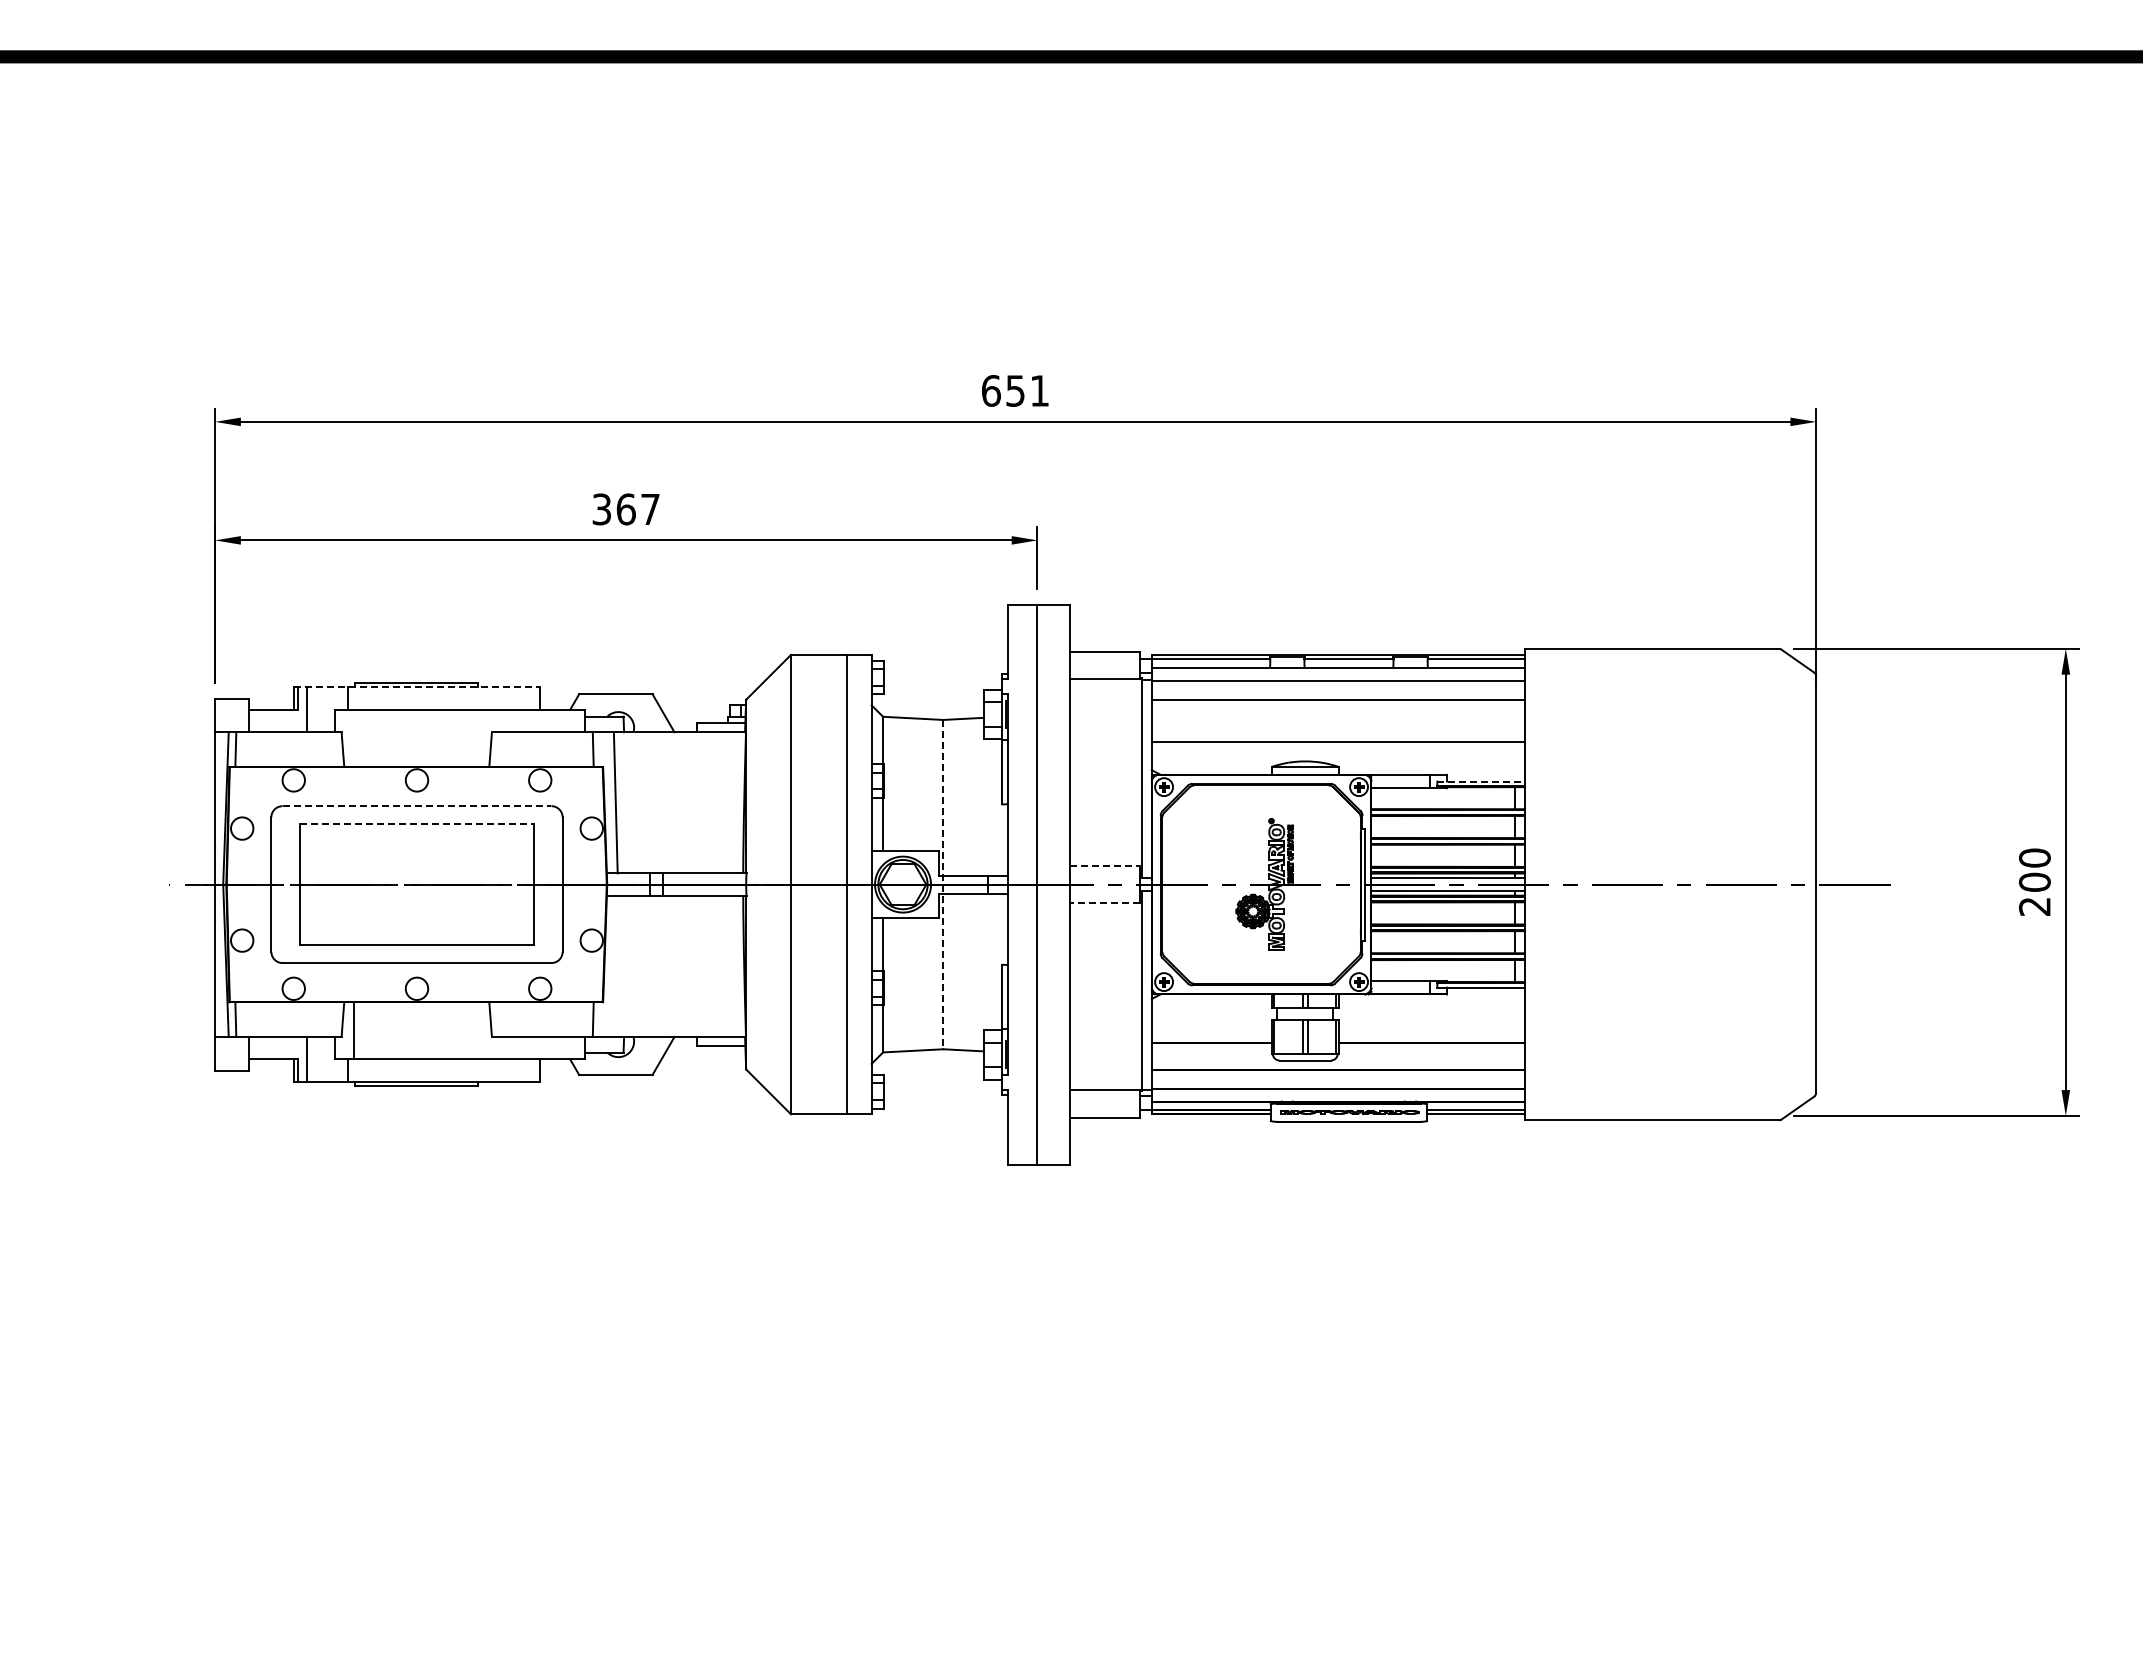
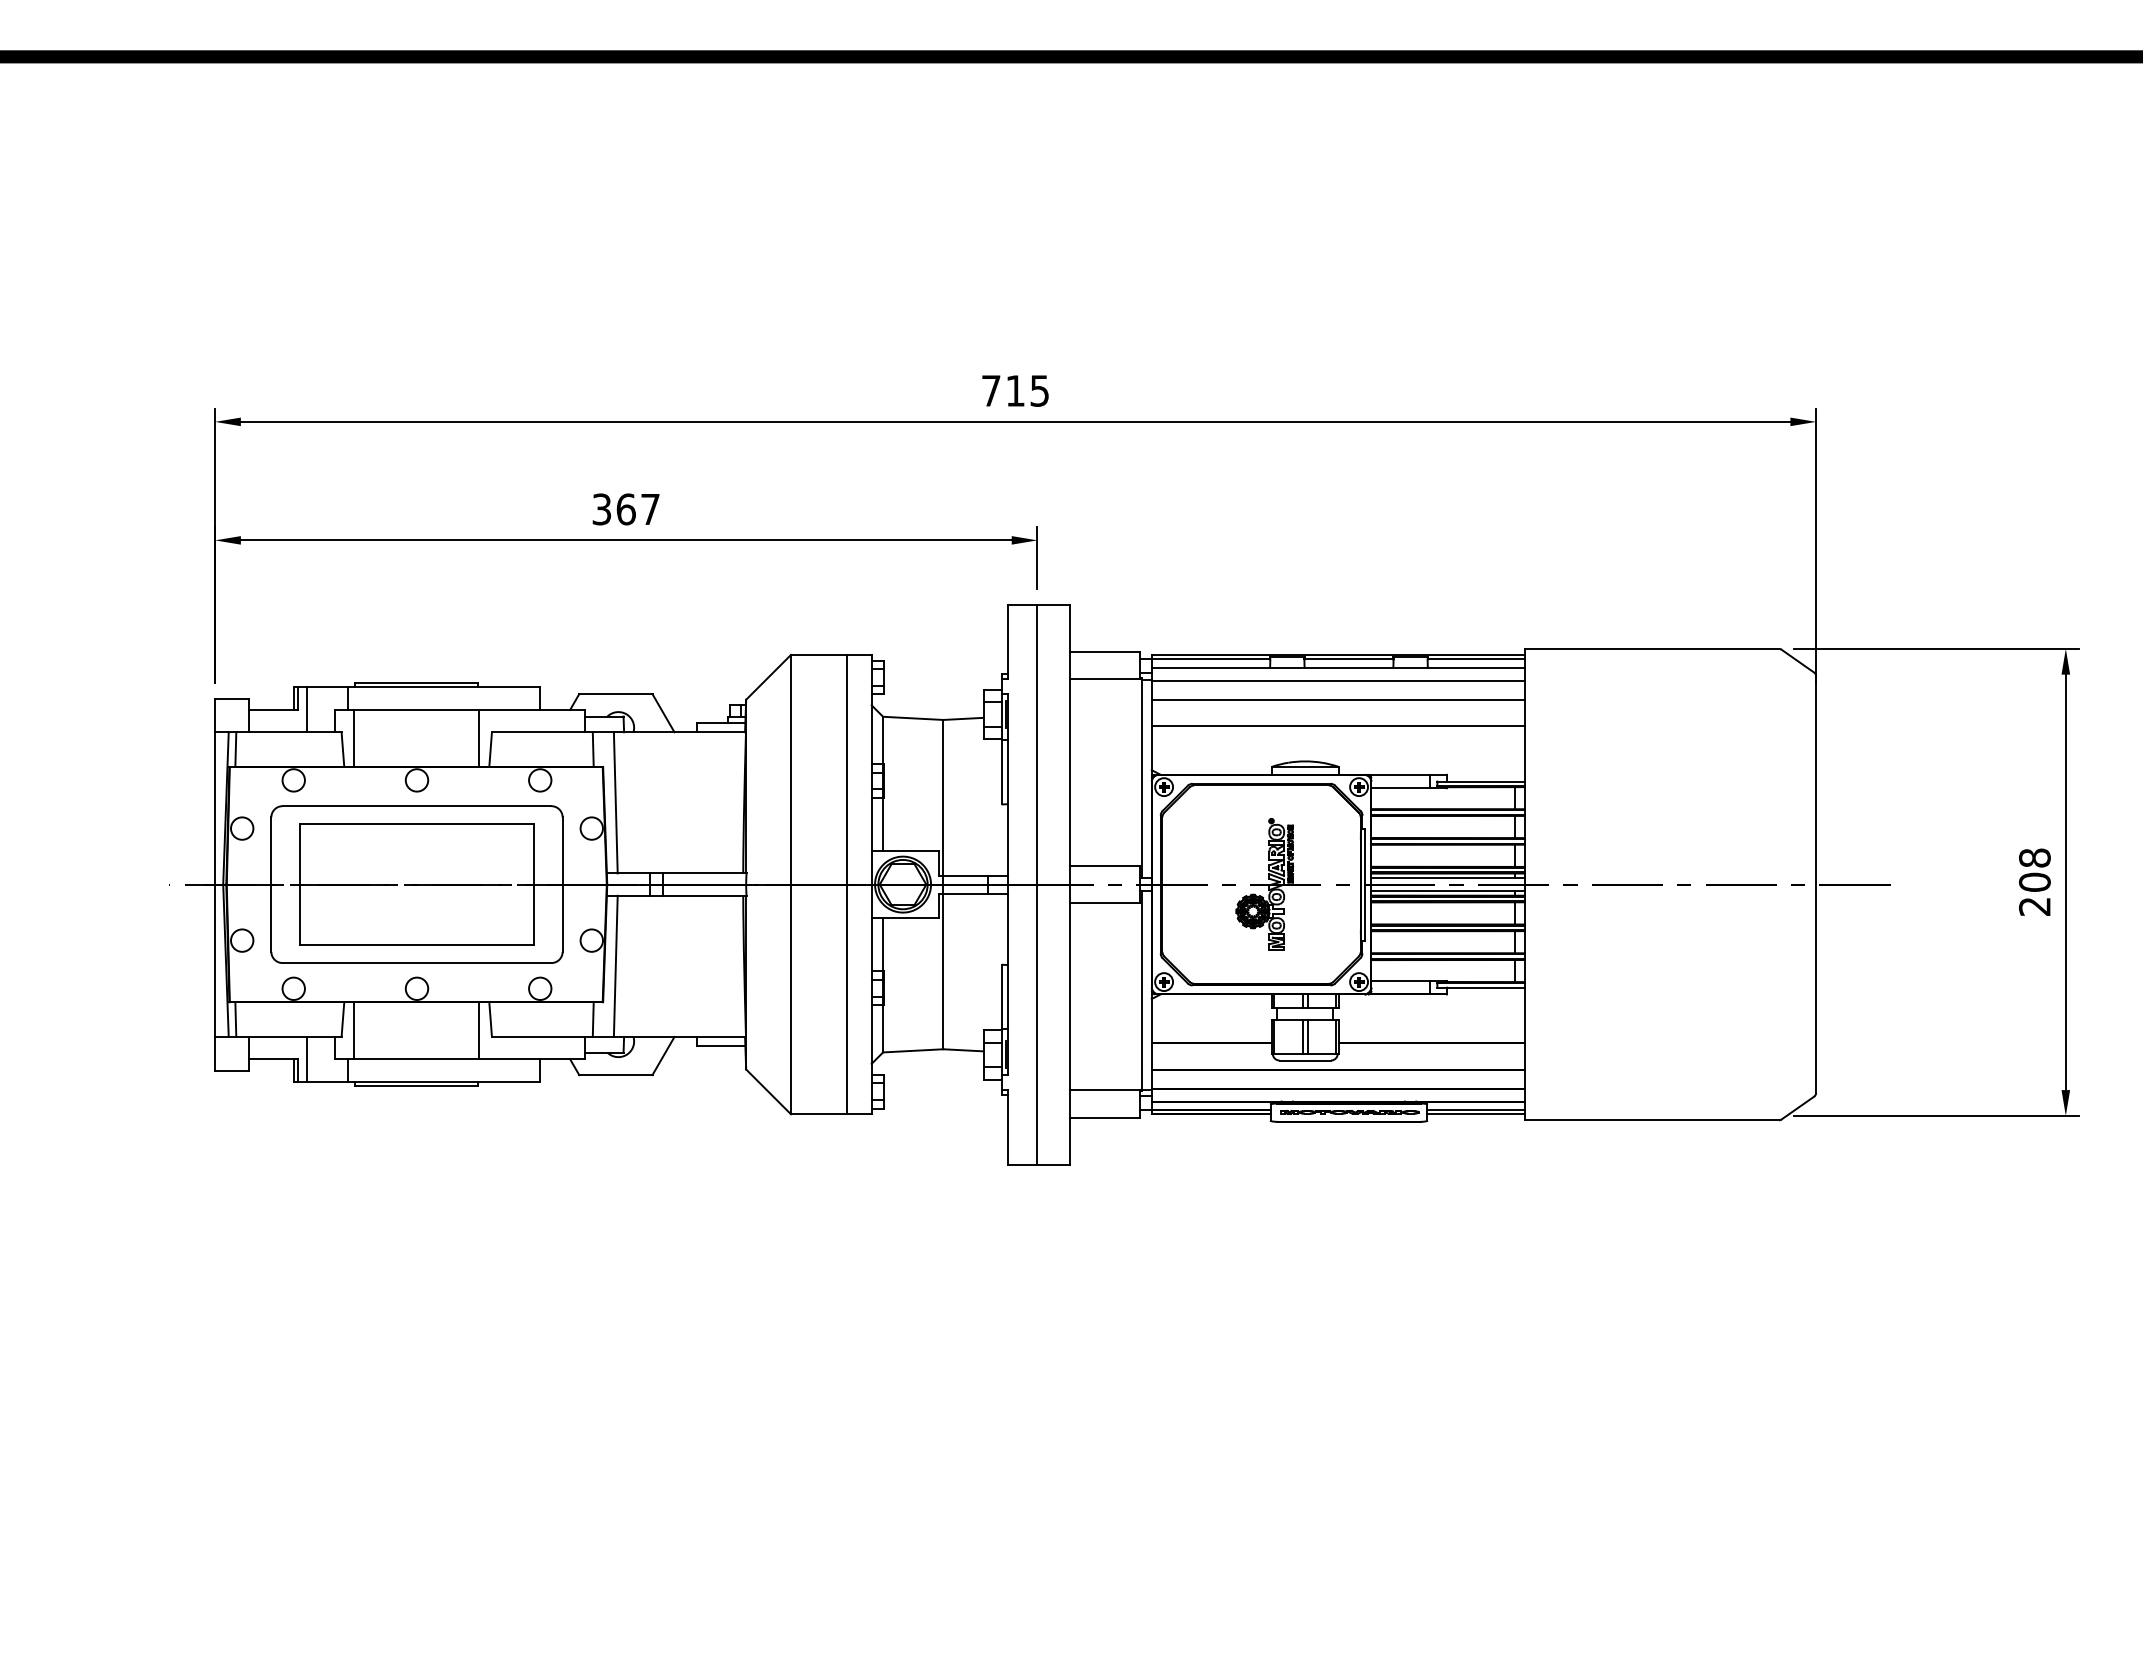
text: 651 -> 715 (1015, 390)
line: dashed -> solid (417, 687)
line: none -> present (354, 737)
line: none -> present (479, 737)
line position: (1337, 742) -> (1337, 726) (1337, 726)
line: dashed -> solid (1481, 781)
line: dashed -> solid (417, 806)
line: dashed -> solid (417, 824)
text: 200 -> 208 (2034, 857)
line: dashed -> solid (1105, 866)
line: dashed -> solid (943, 884)
line: dashed -> solid (1104, 903)
line: none -> present (615, 965)
line: none -> present (479, 1030)
